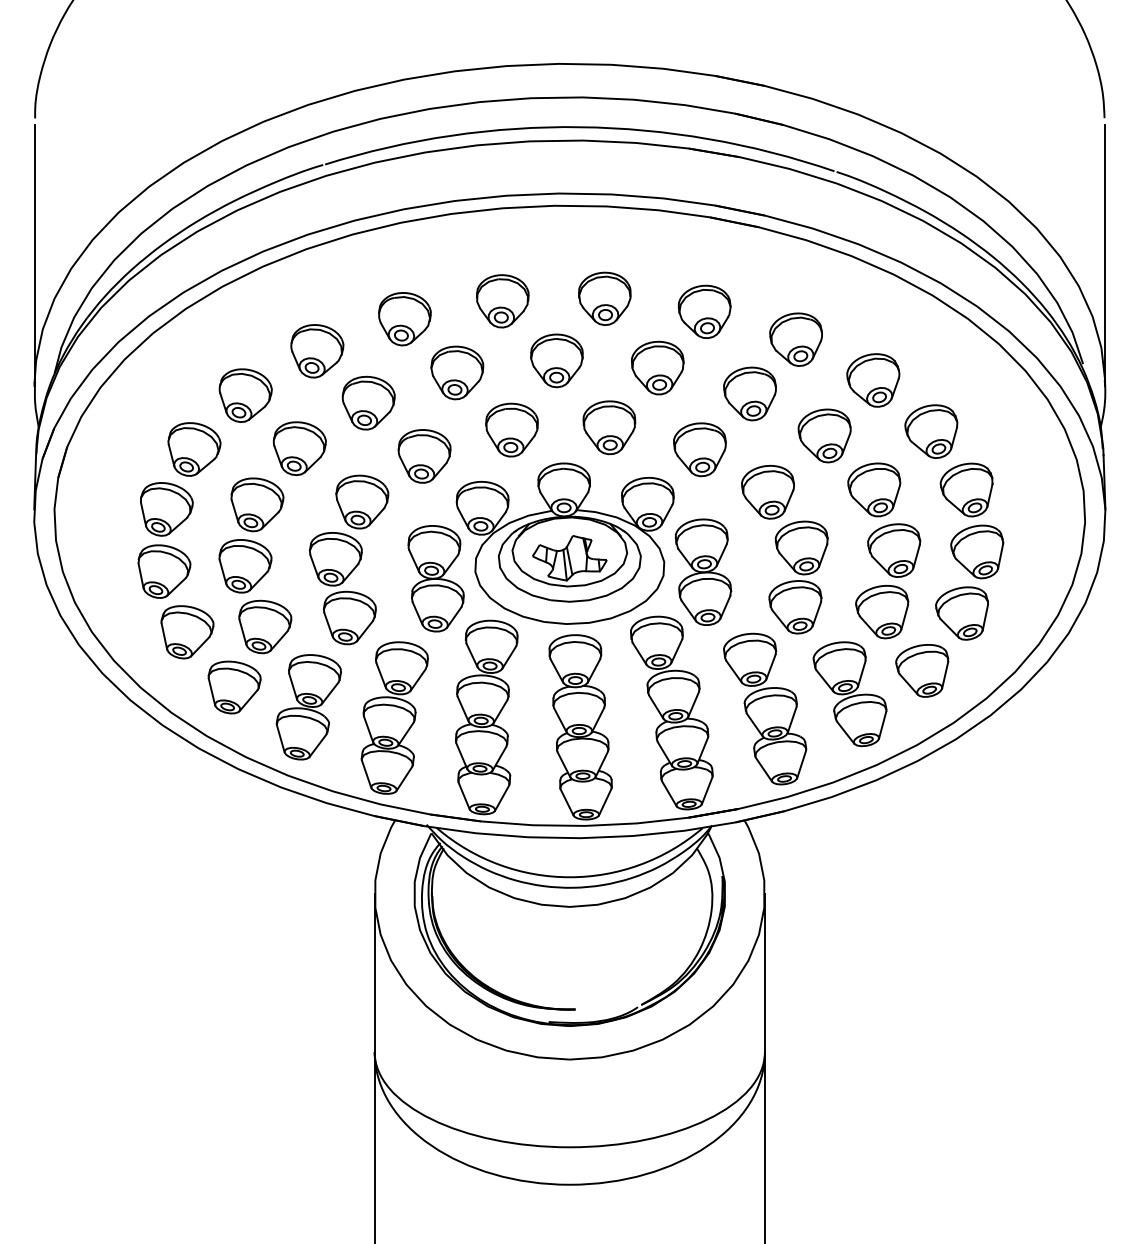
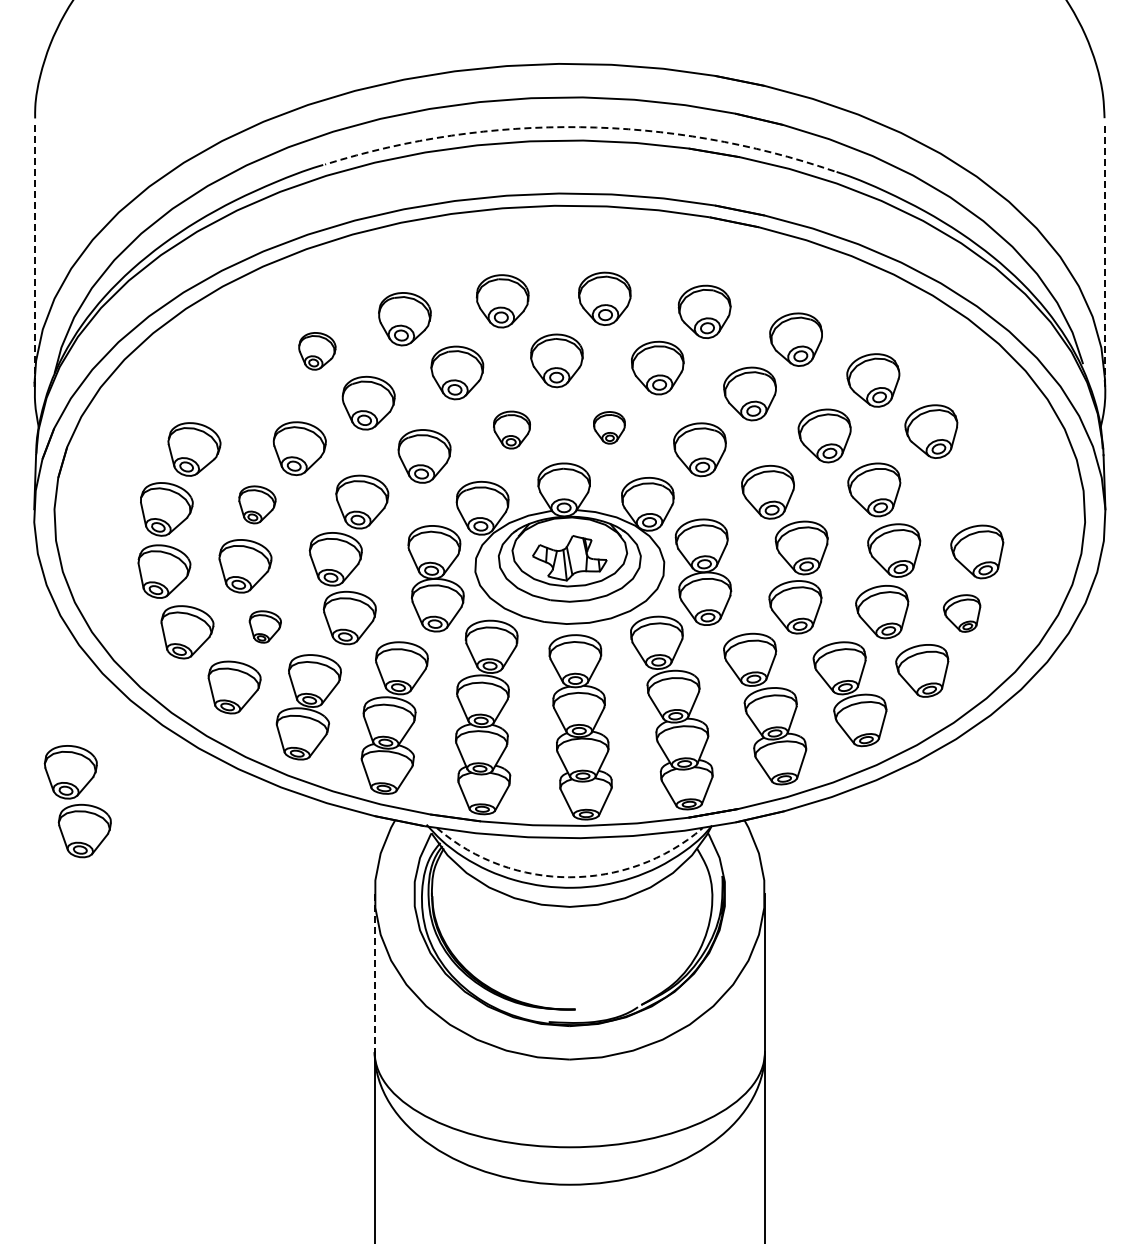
arc: solid -> dashed (580, 127)
line: solid -> dashed (1105, 255)
line: solid -> dashed (34, 256)
part size: 55x55 px -> 39x39 px (317, 351)
part: present -> none (245, 395)
part size: 55x56 px -> 33x34 px (609, 427)
part size: 54x56 px -> 38x40 px (511, 429)
part: present -> none (966, 489)
part size: 55x56 px -> 39x40 px (257, 504)
part size: 54x55 px -> 39x39 px (962, 613)
part size: 55x56 px -> 34x34 px (264, 626)
part: none -> present (77, 801)
arc: solid -> dashed (569, 877)
line: solid -> dashed (374, 973)
